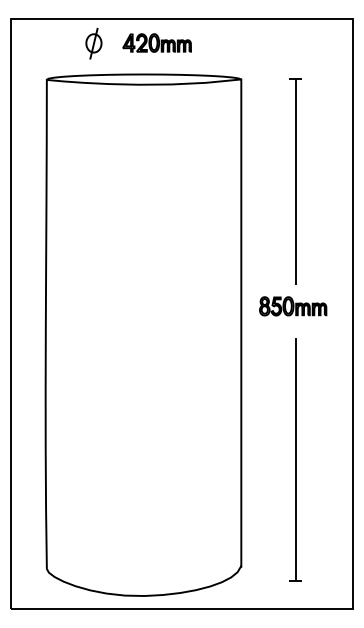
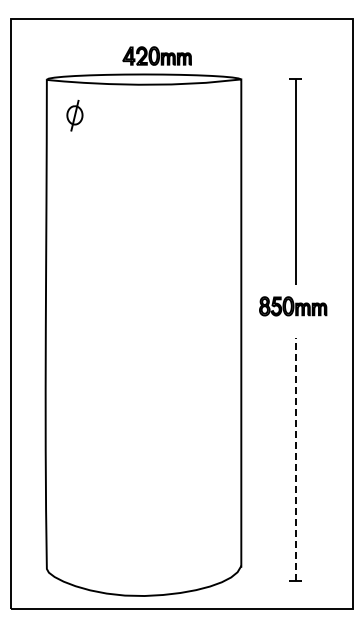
part position: (156, 42) -> (156, 55) (156, 55)
part position: (93, 43) -> (74, 115) (74, 115)
line: solid -> dashed (295, 459)
